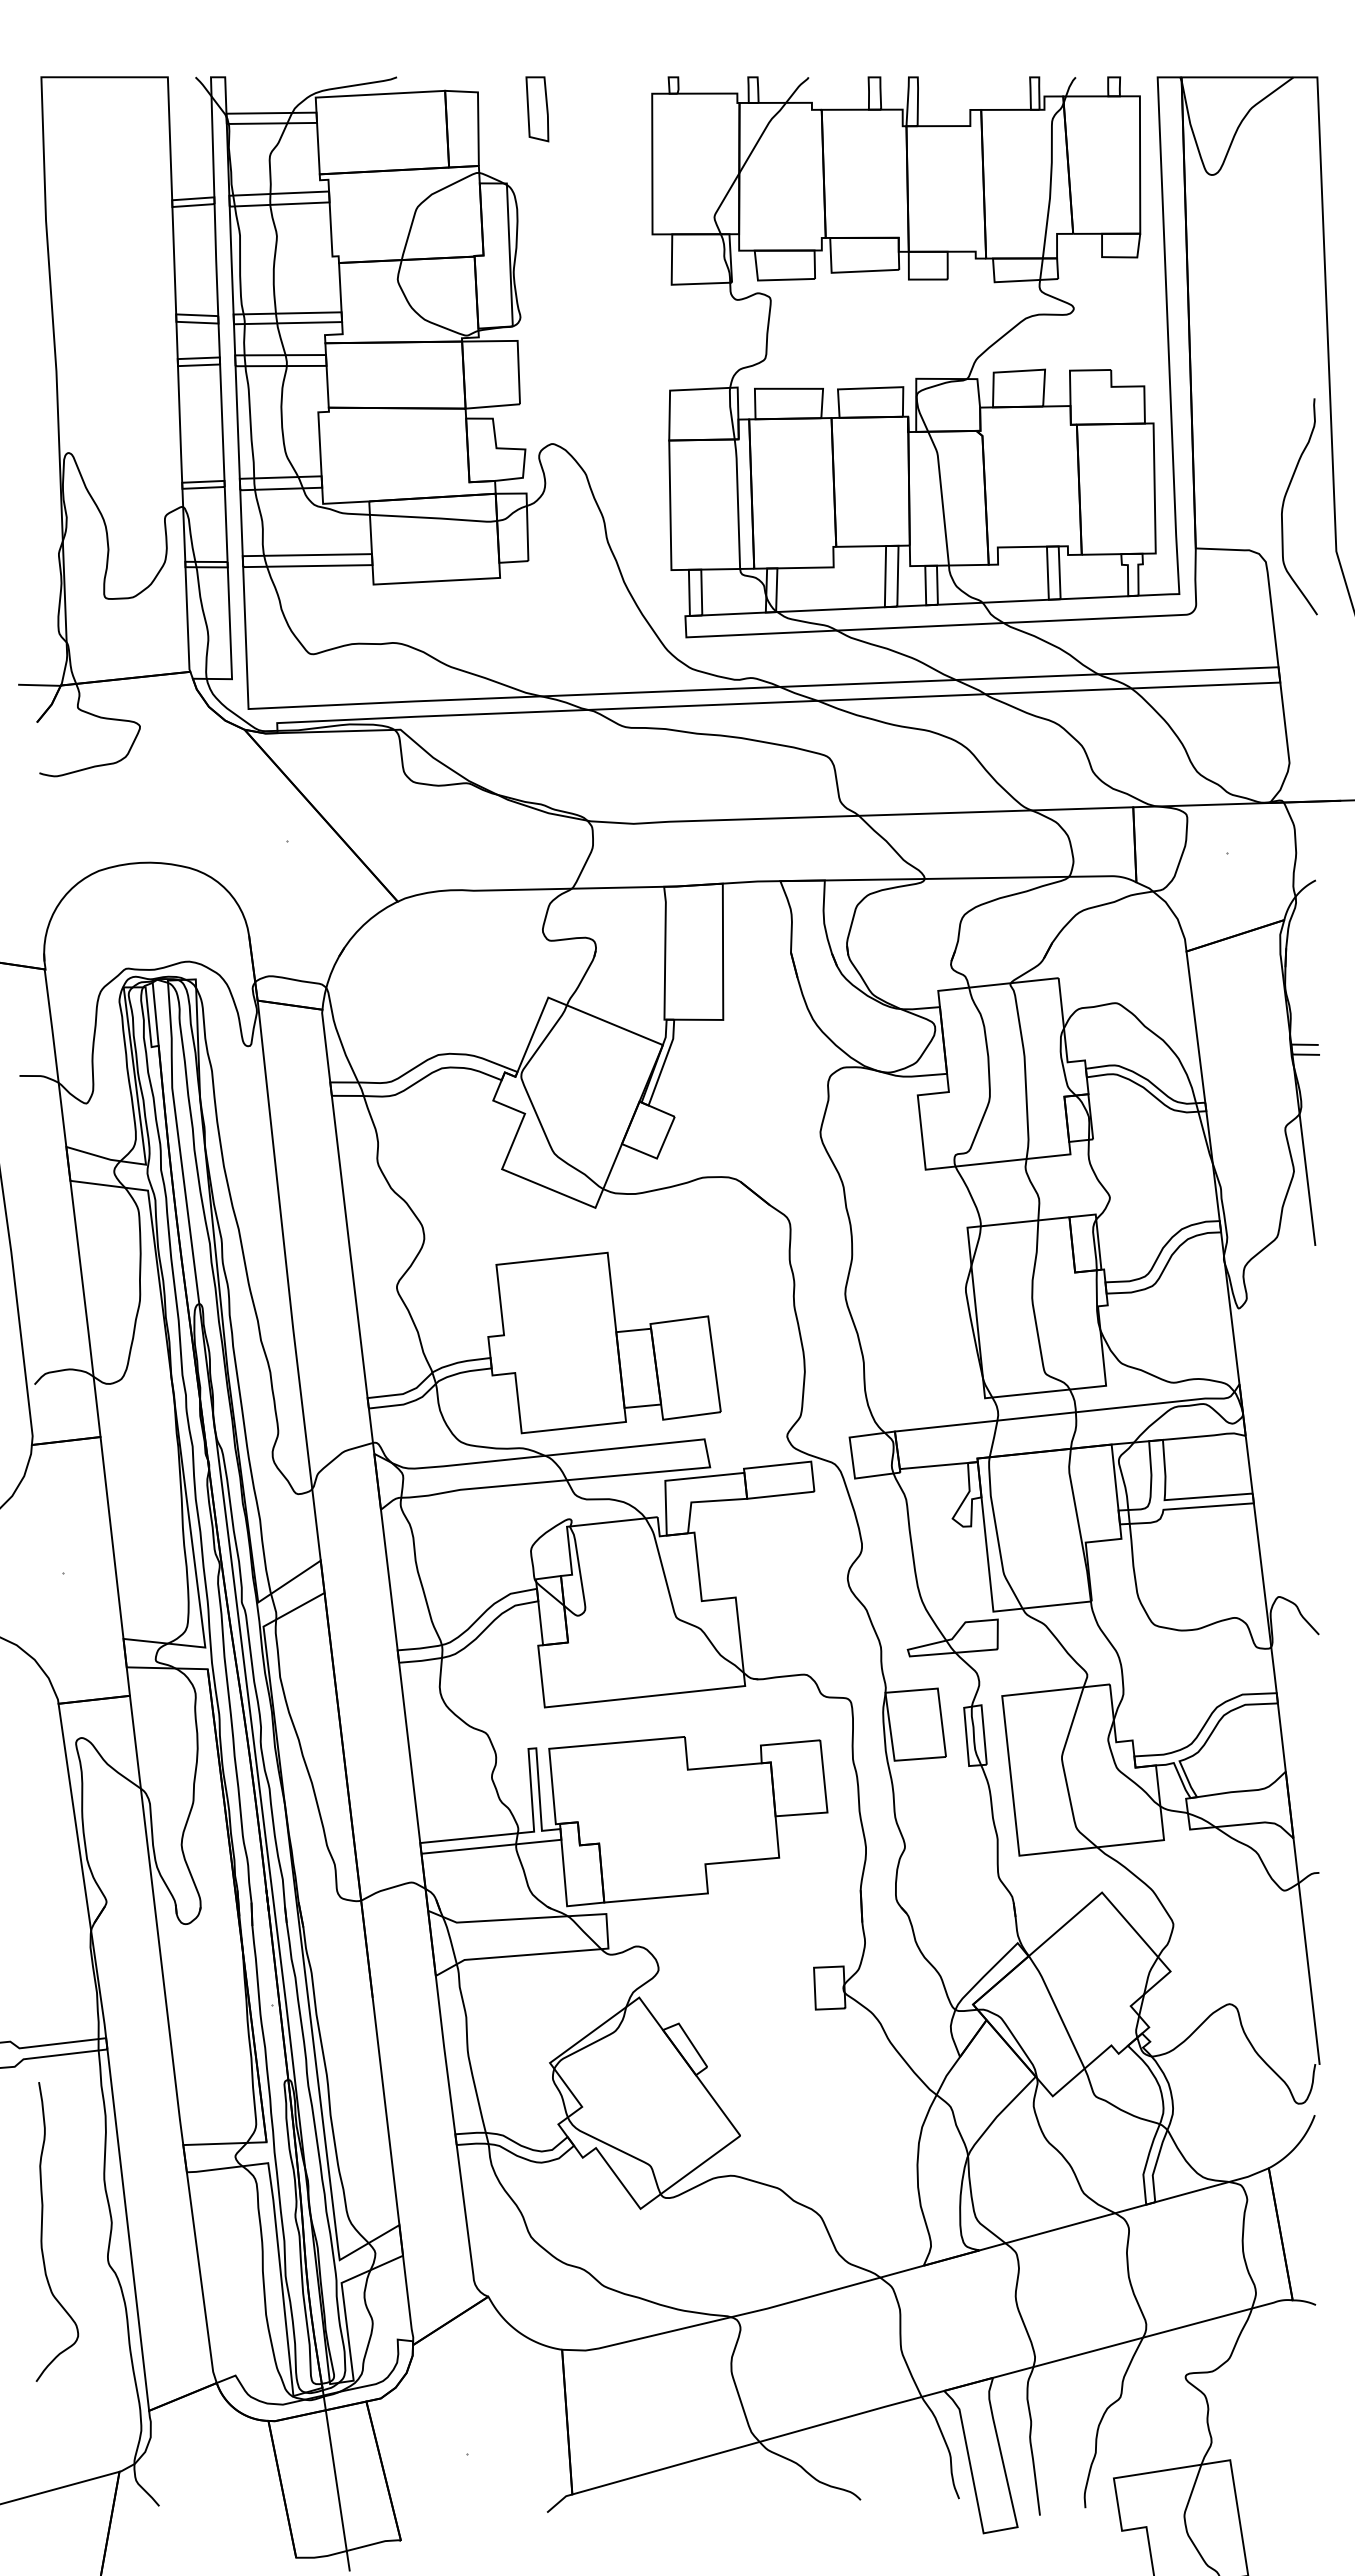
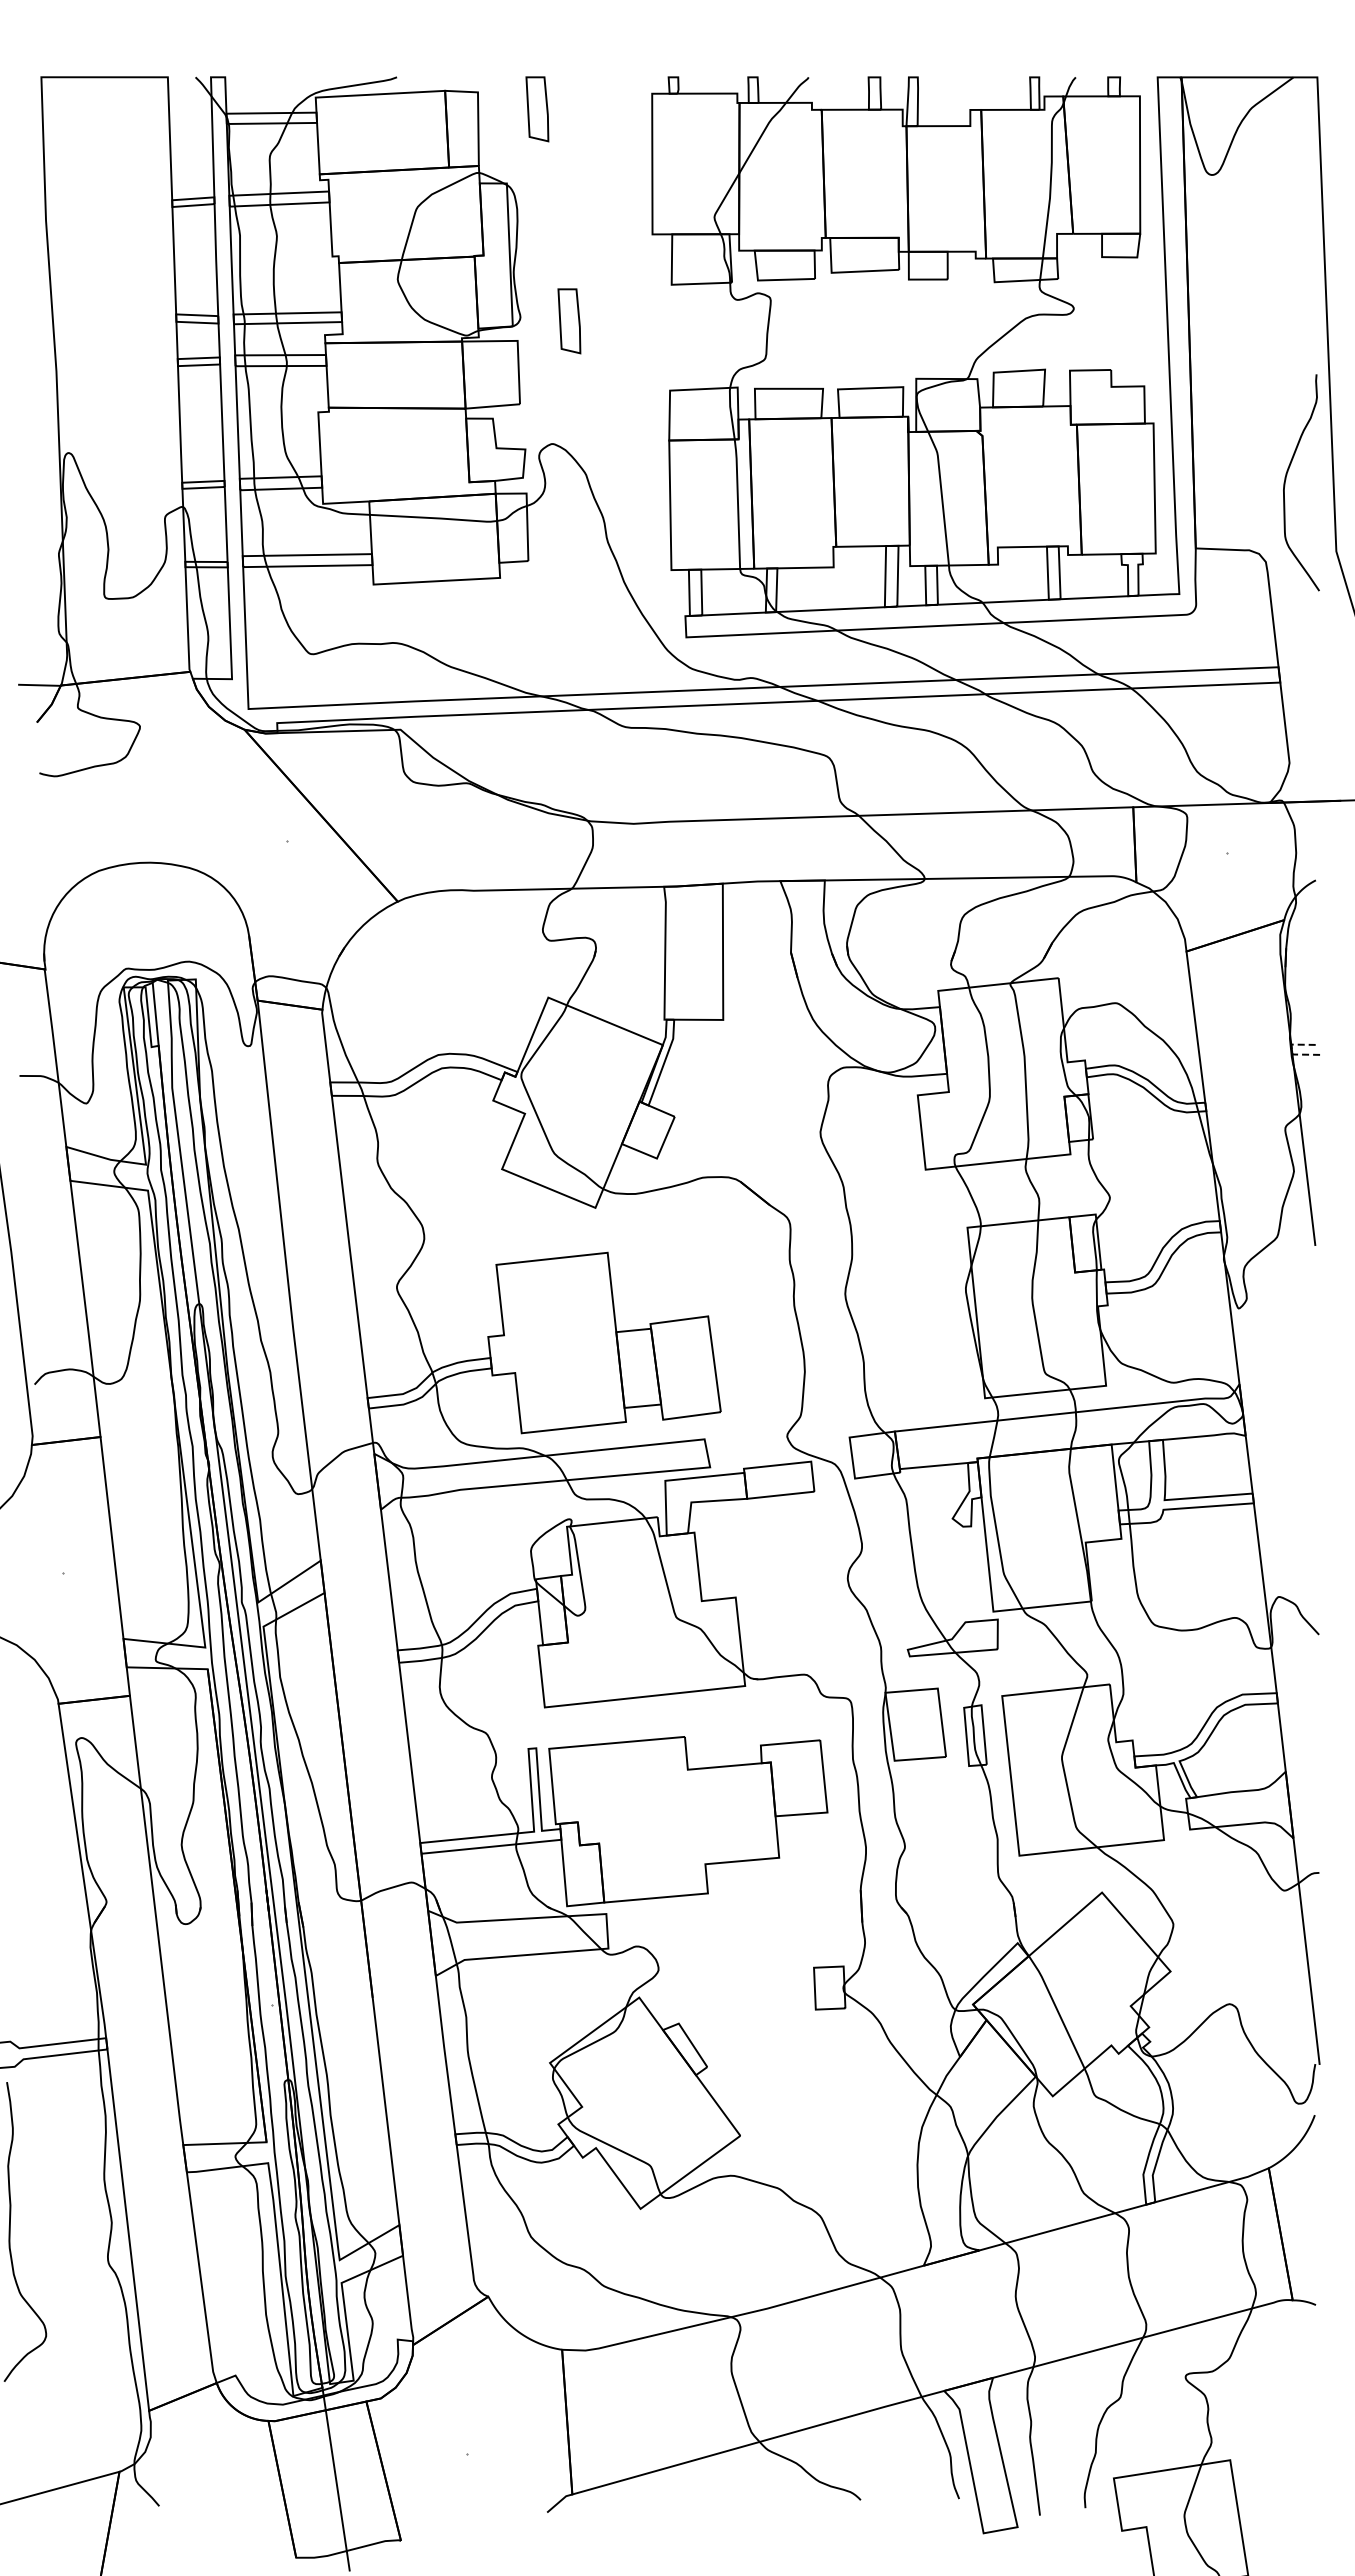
part: none -> present (569, 321)
curve position: (1284, 503) -> (1286, 479) (1286, 479)
line: solid -> dashed (1291, 1049)
curve position: (42, 2231) -> (10, 2231) (10, 2231)
